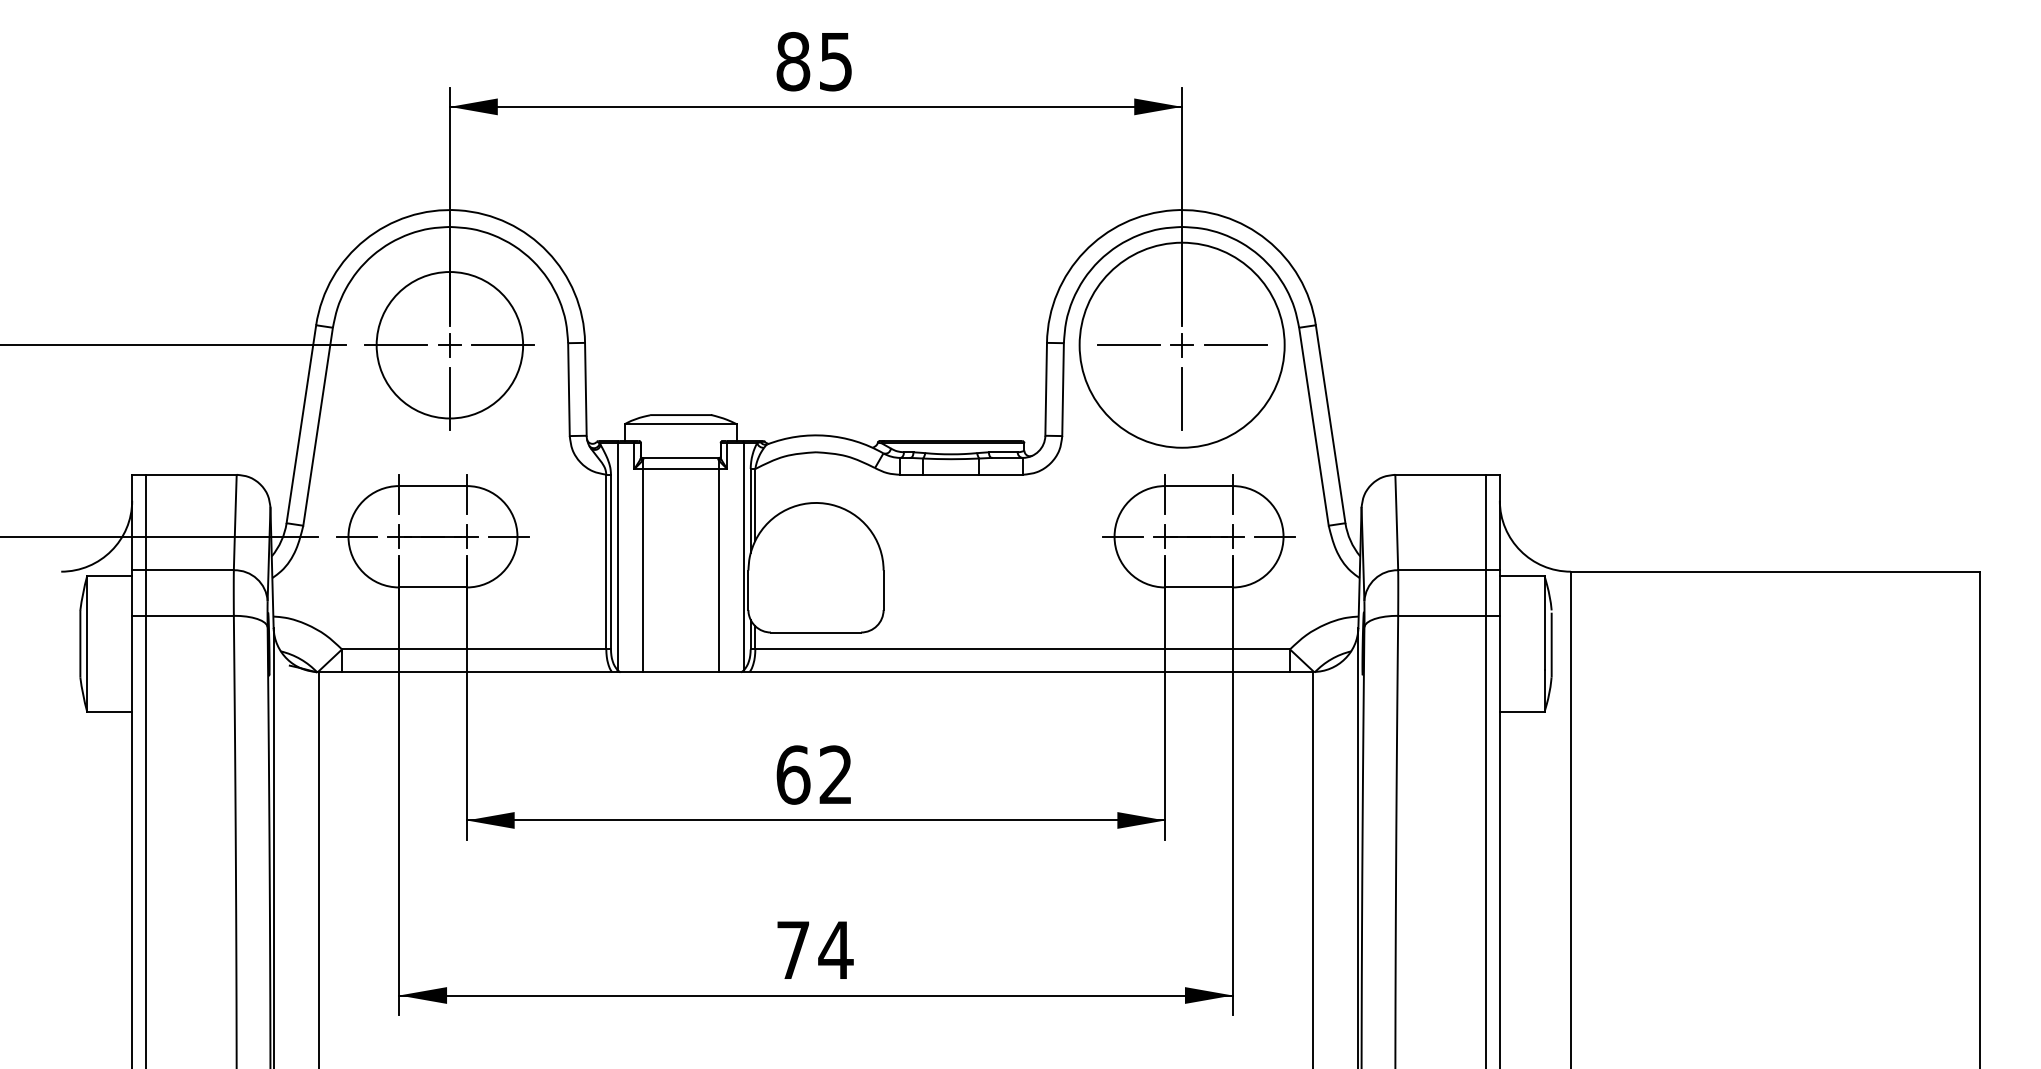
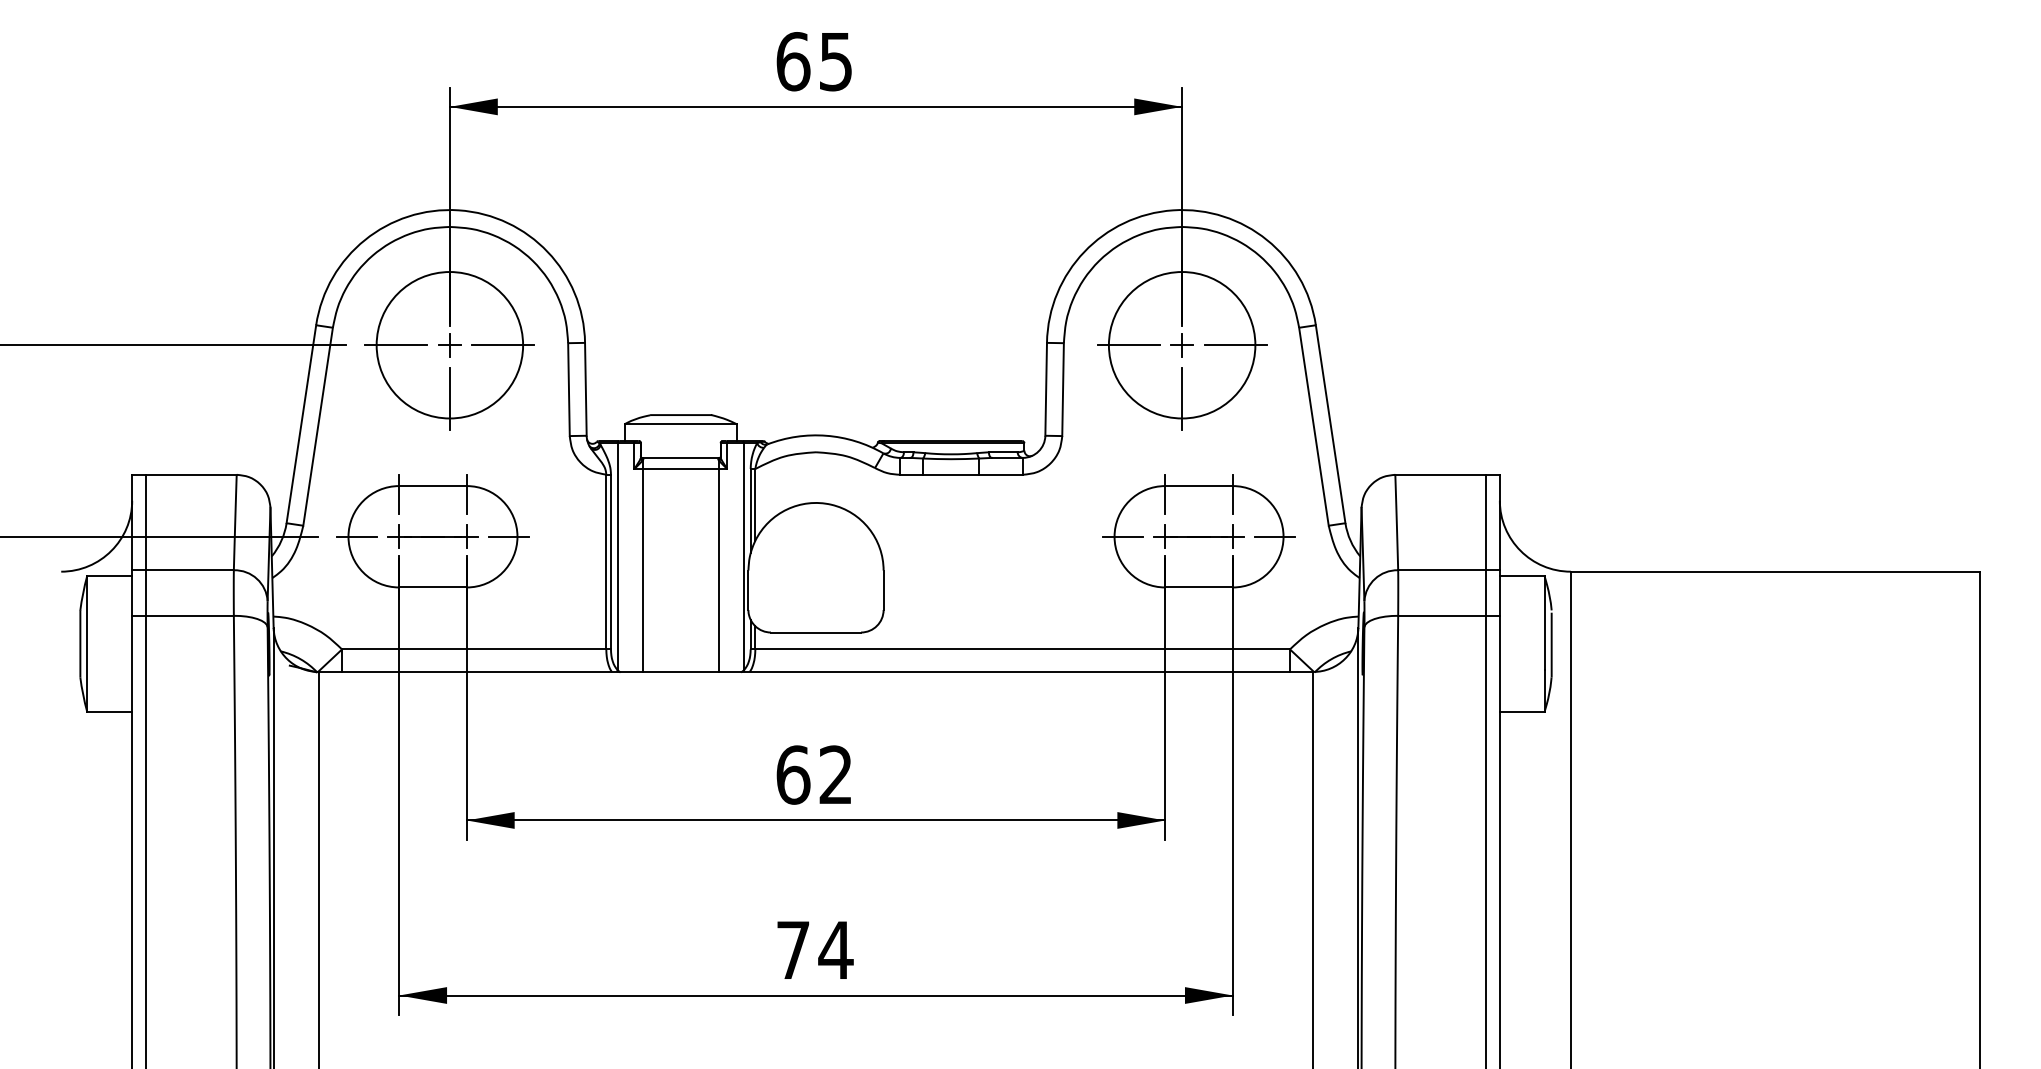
text: 85 -> 65 (793, 61)
circle diameter: 205 px -> 146 px (1181, 345)
